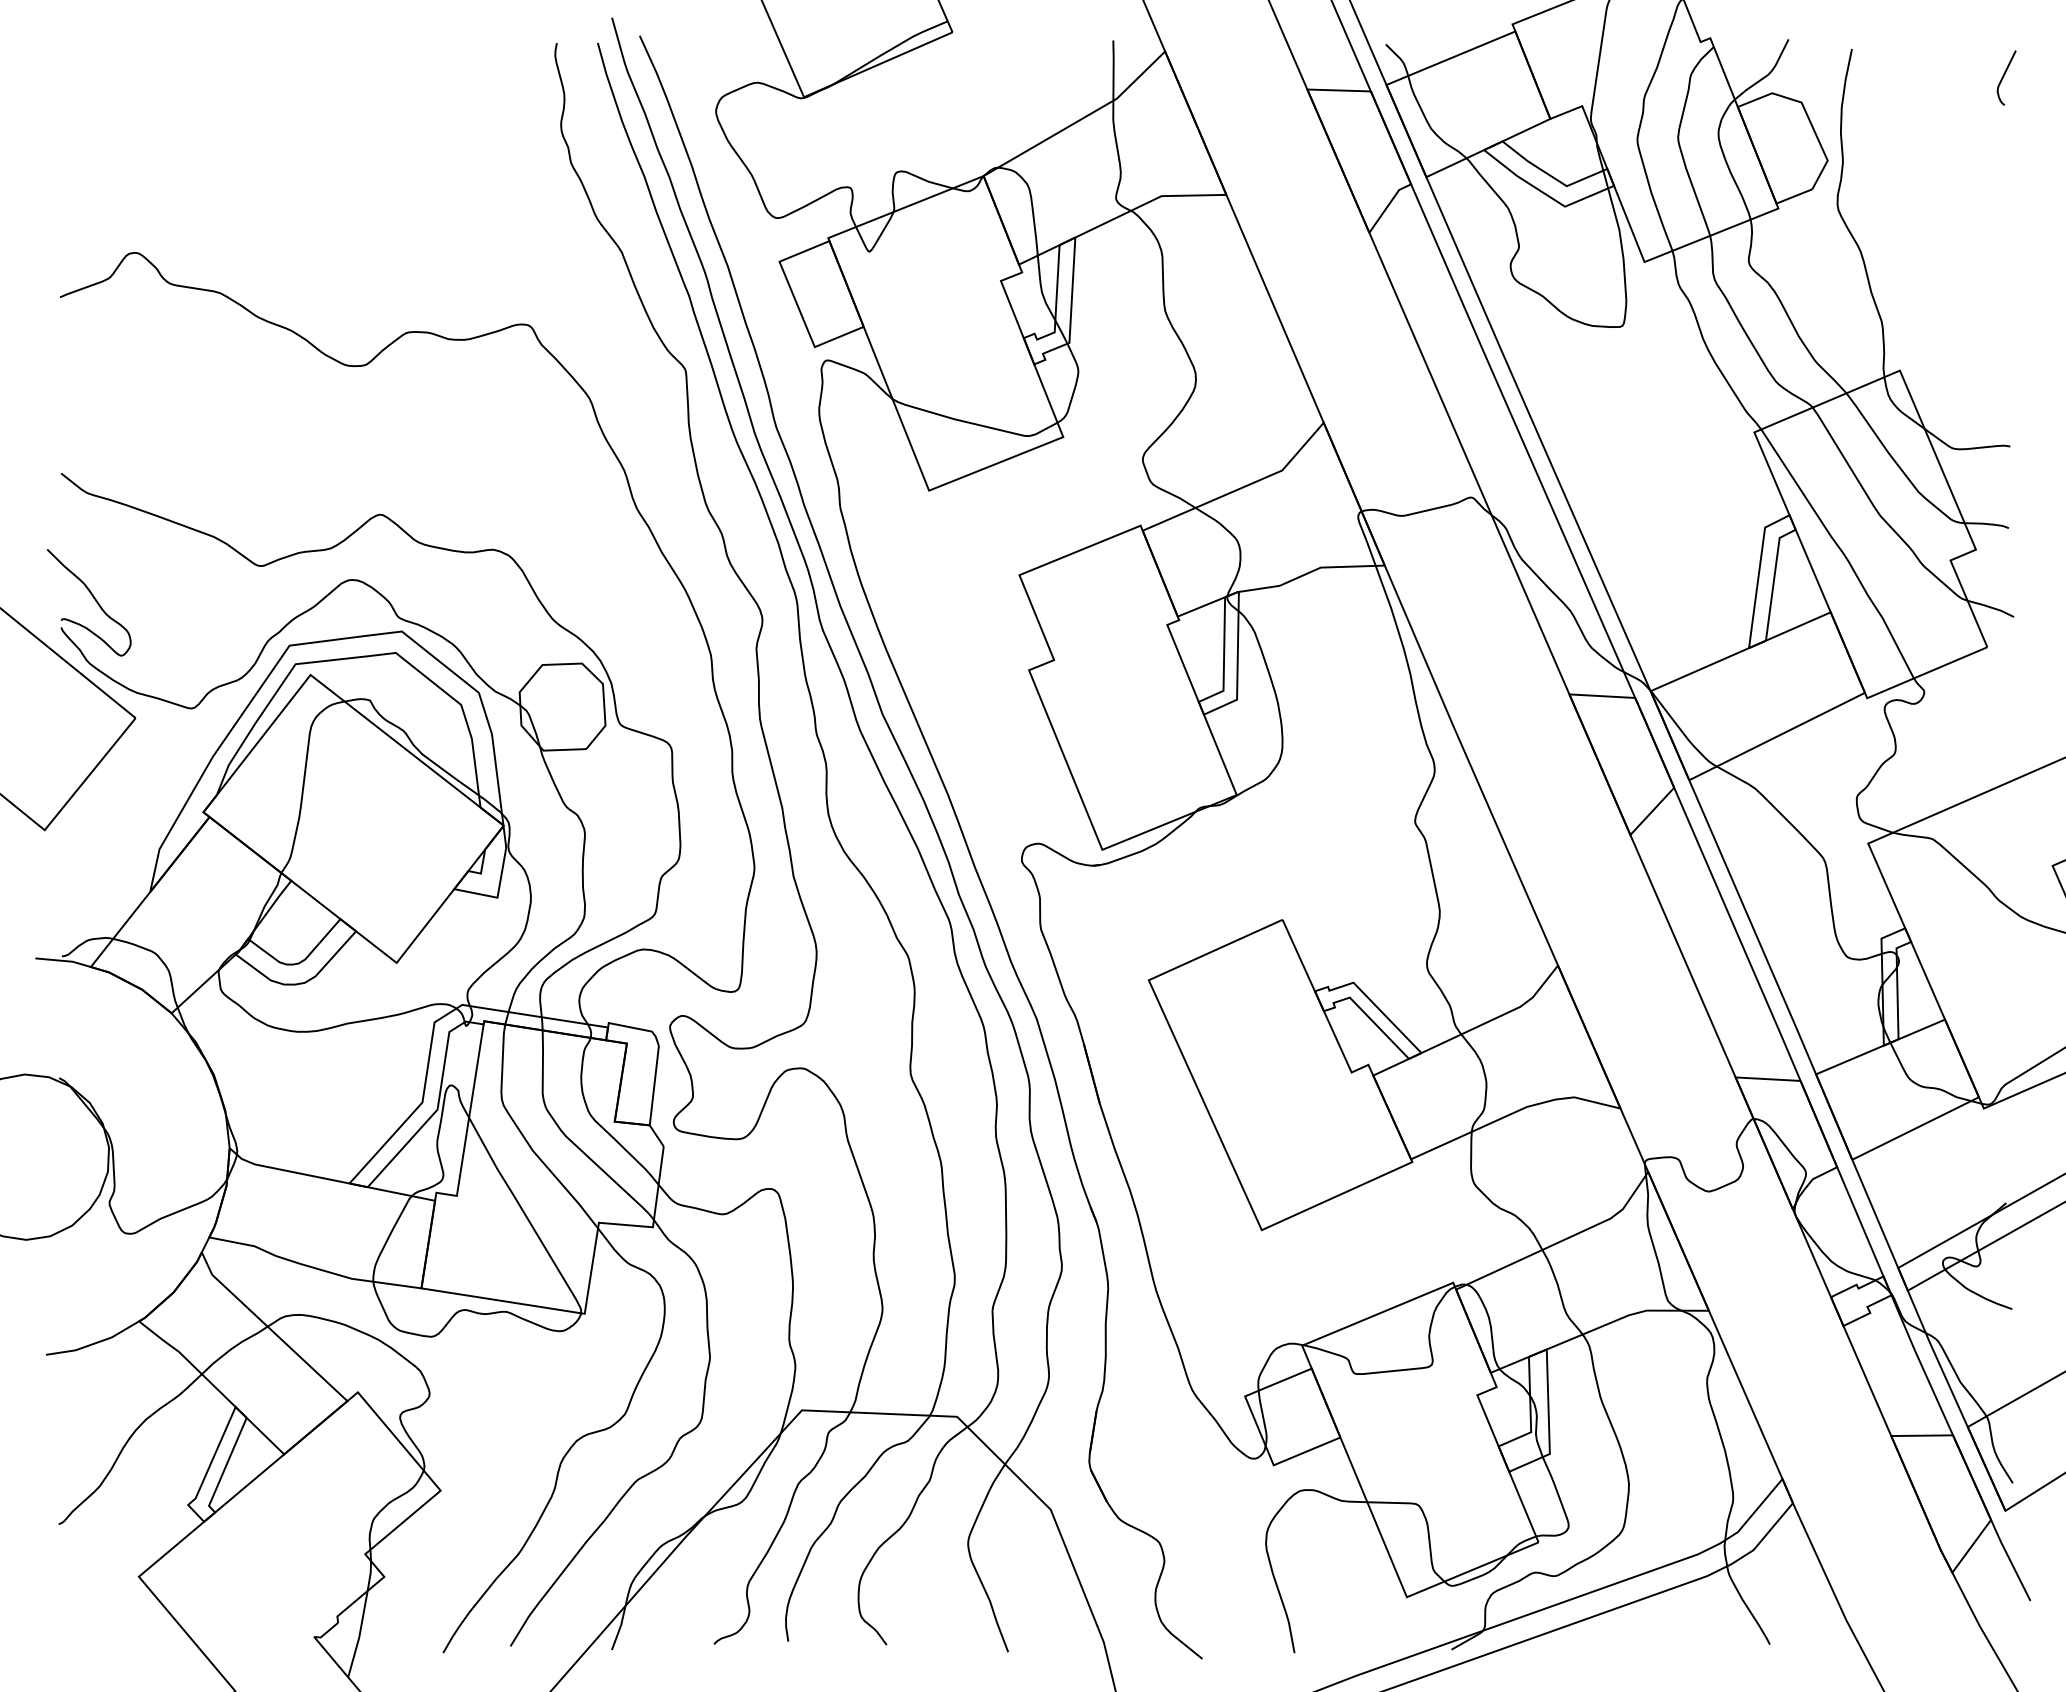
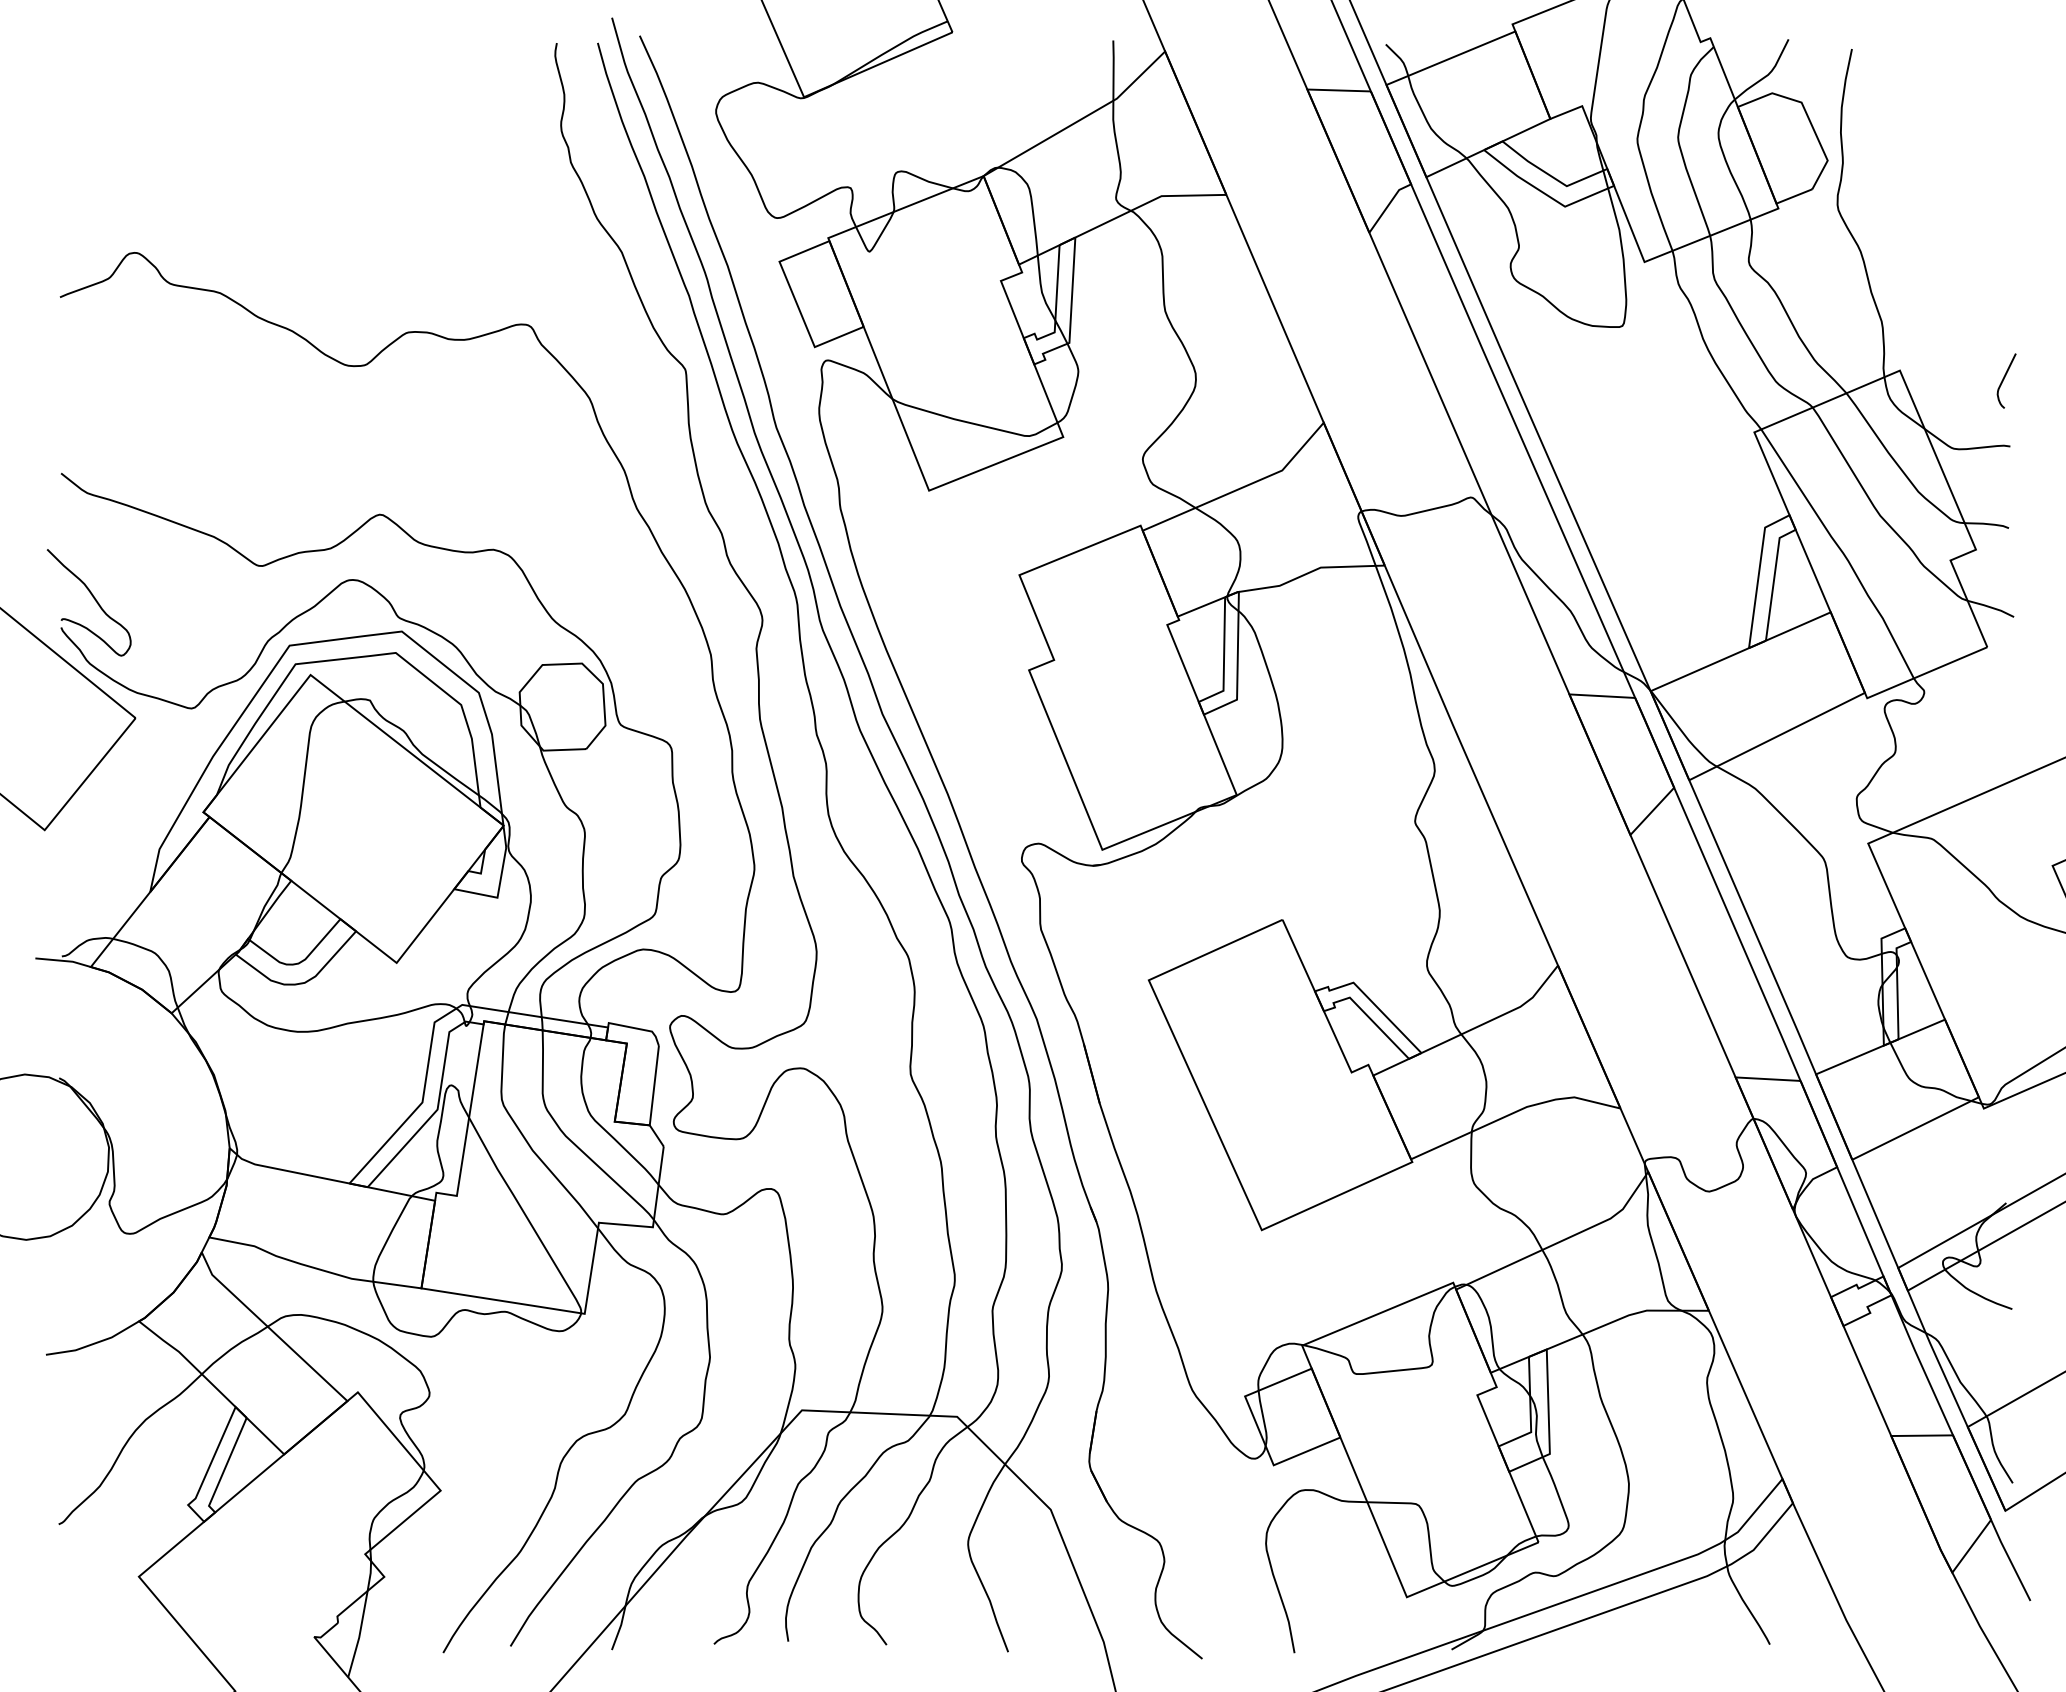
curve position: (2004, 76) -> (2004, 379) (2004, 379)
